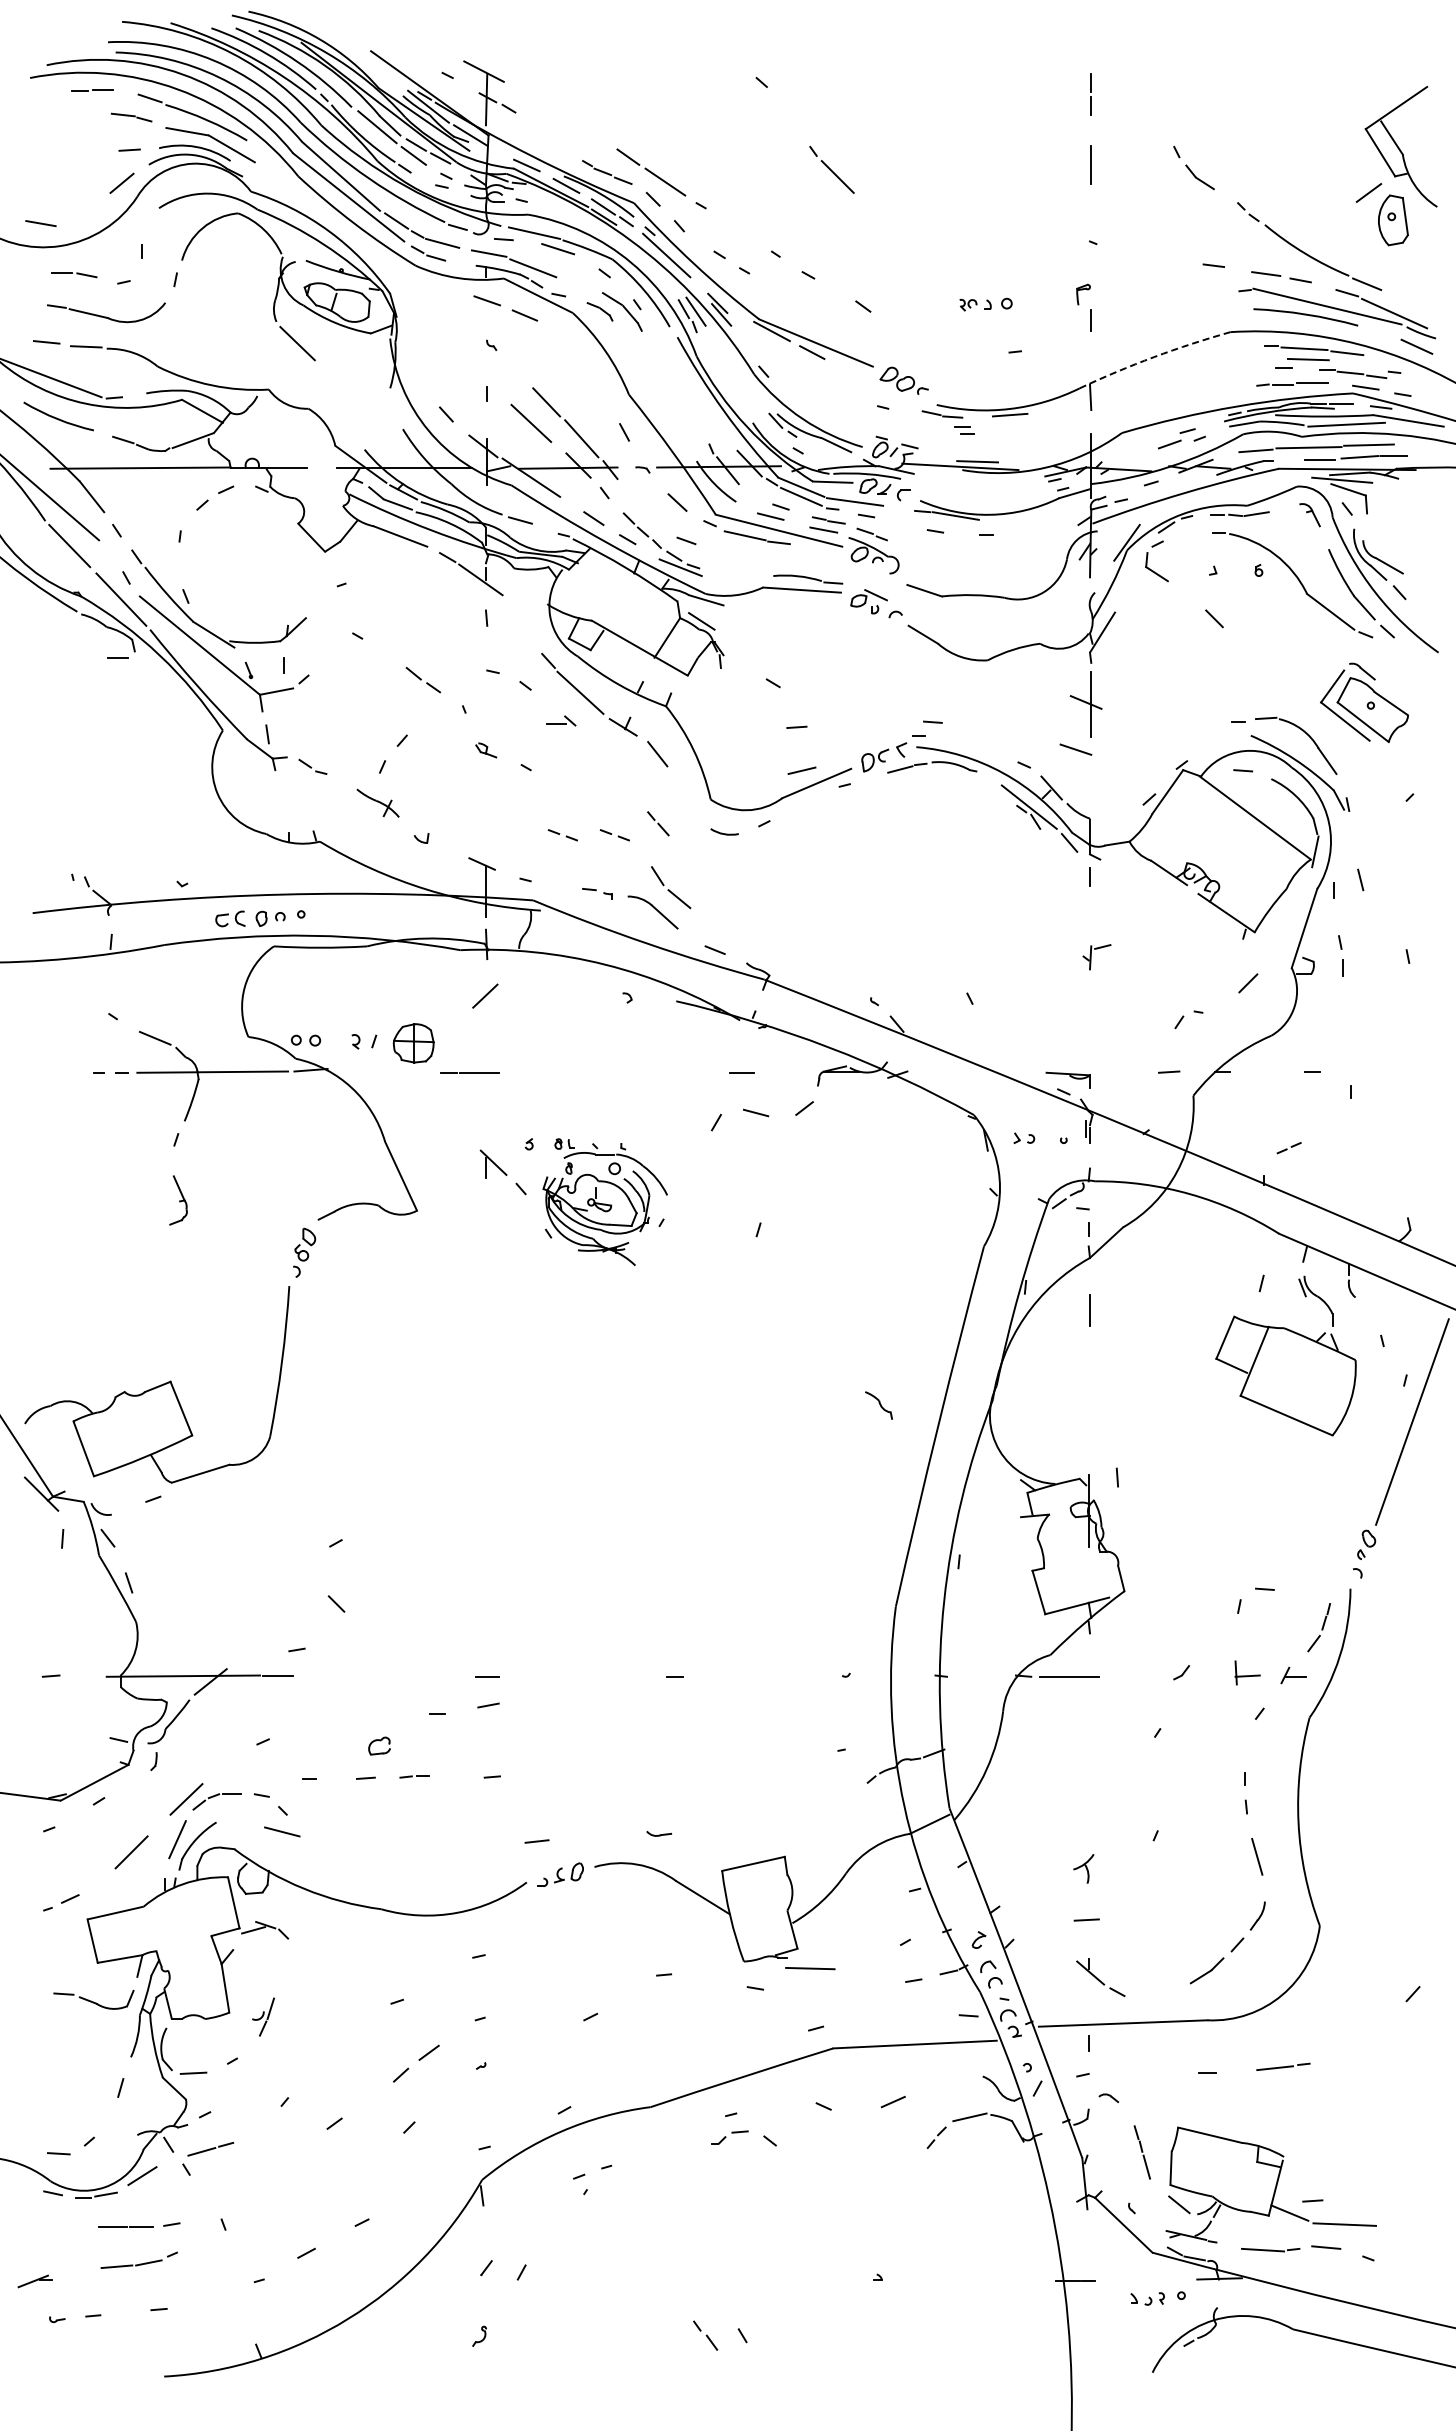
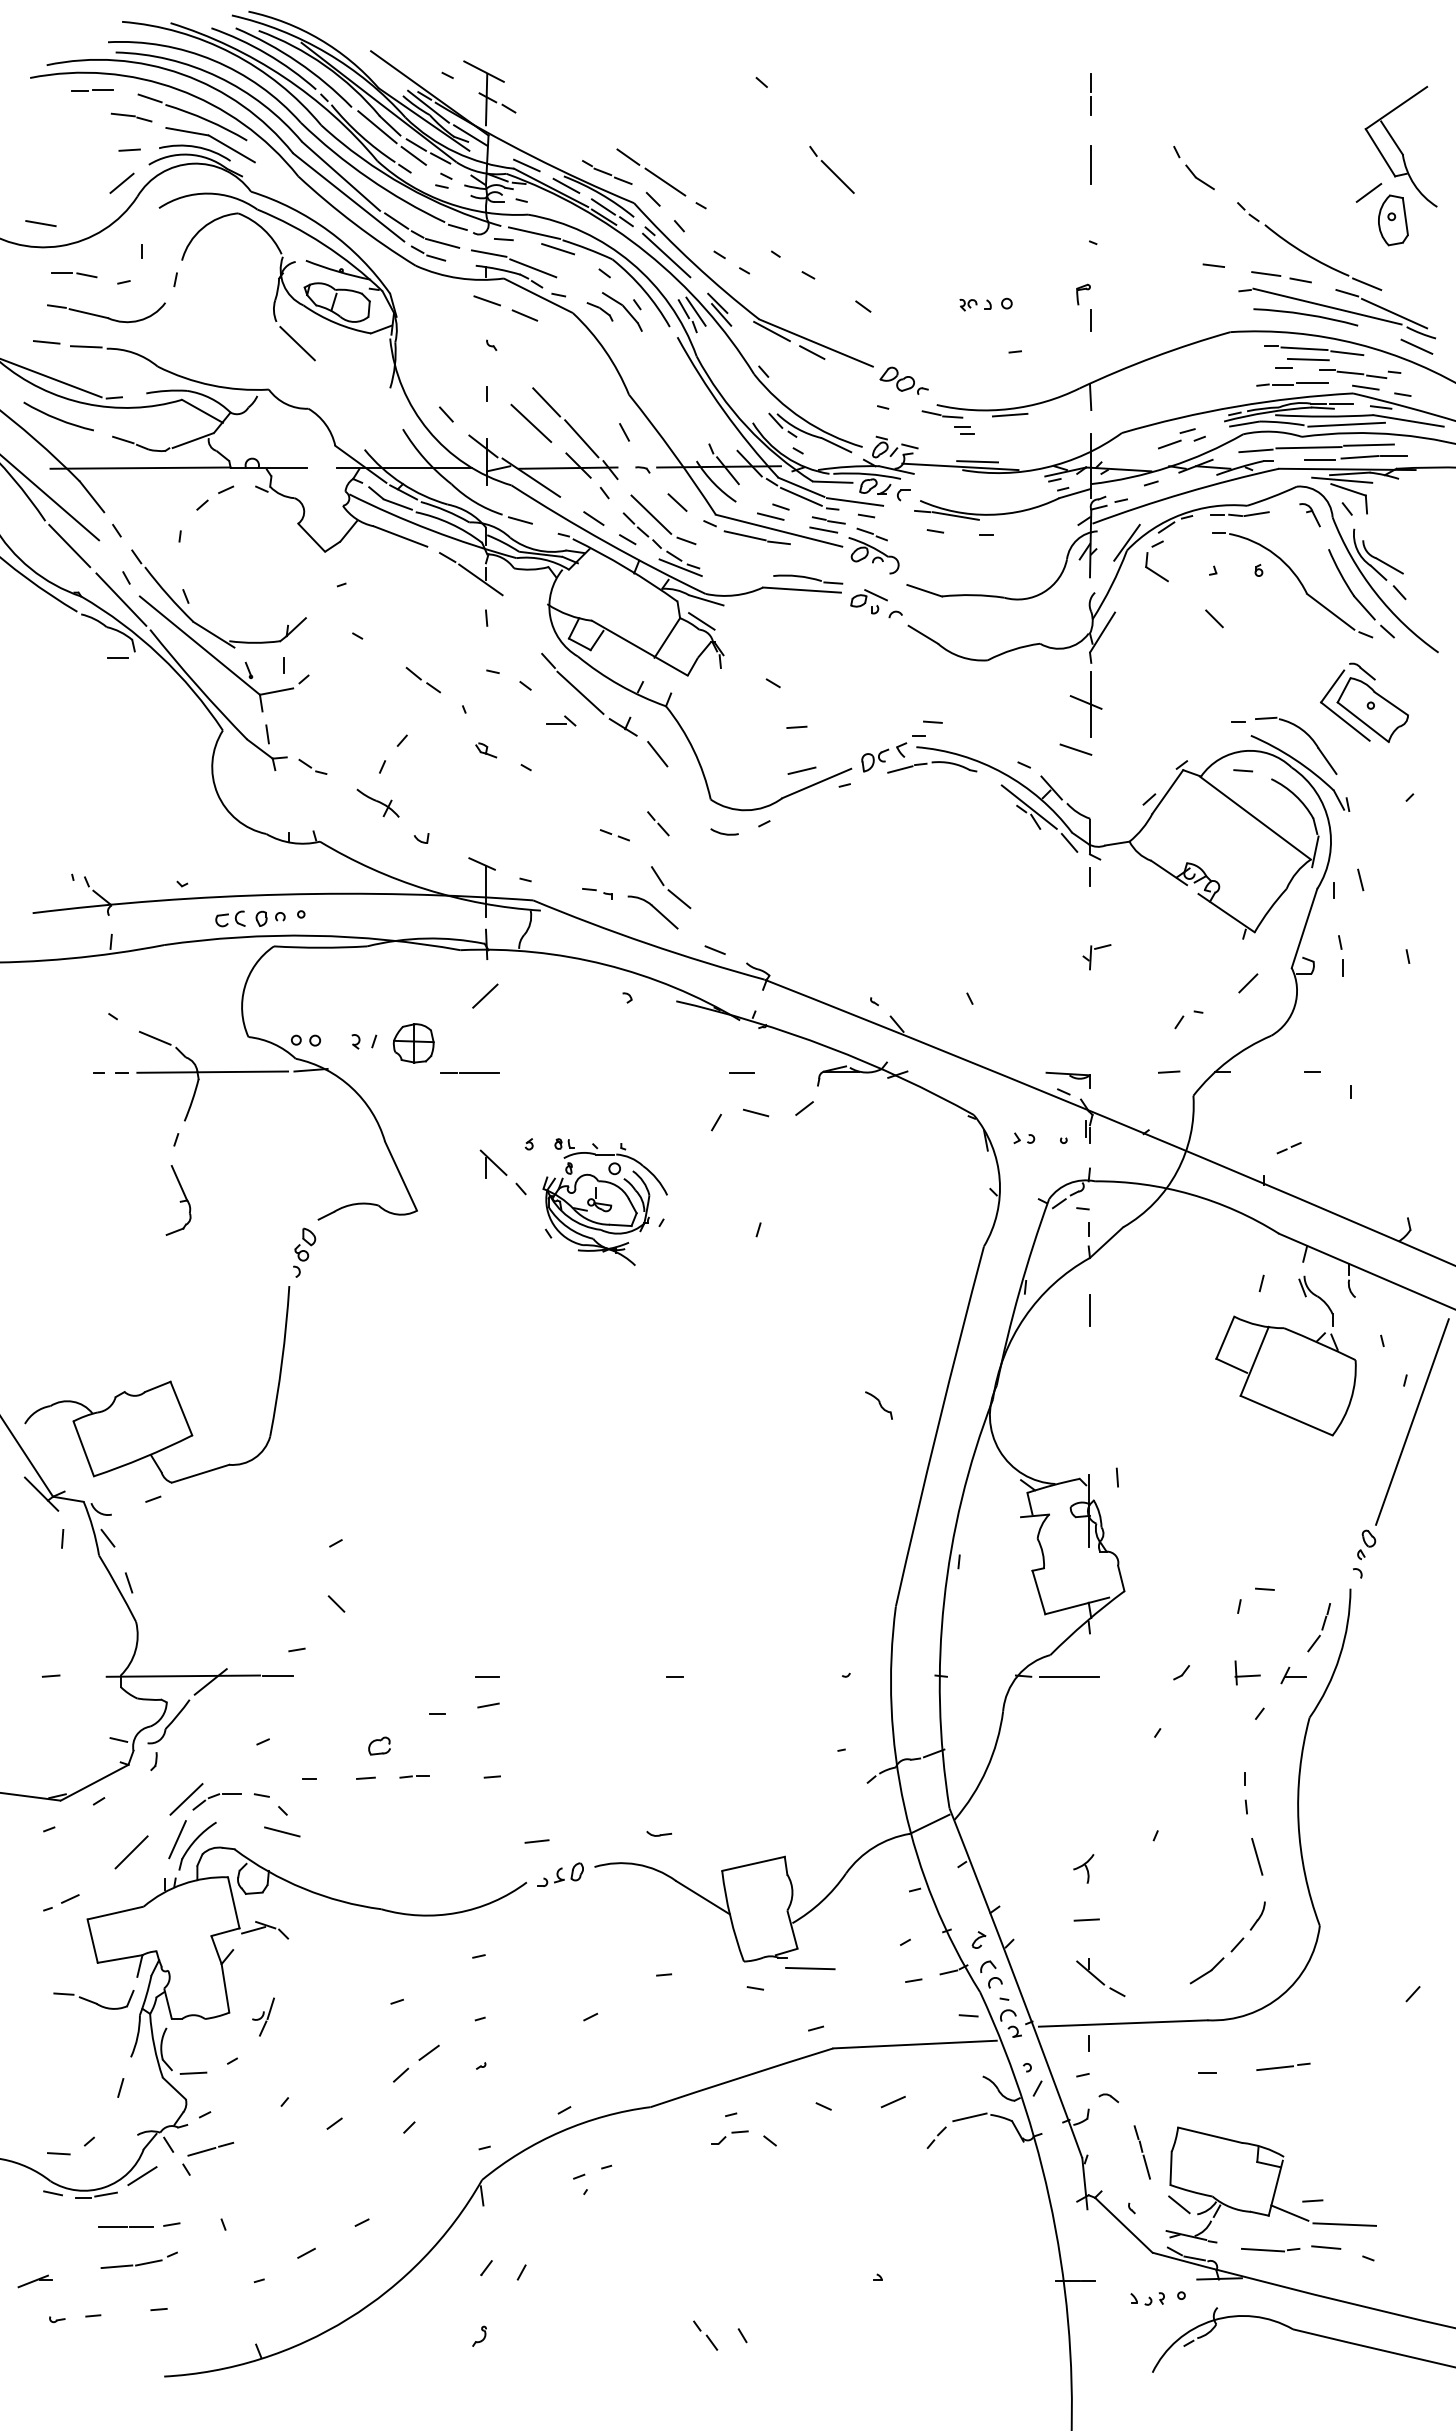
arc: dashed -> solid (1153, 357)
line: none -> present (651, 514)
part: present -> none (562, 835)
part size: 19x51 px -> 27x71 px (178, 1200)
